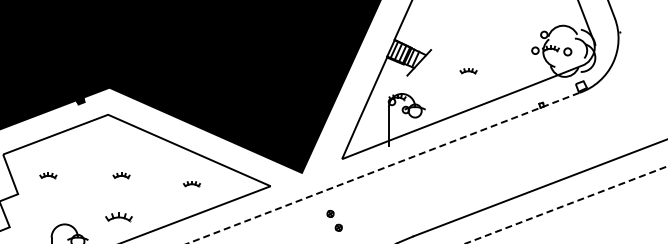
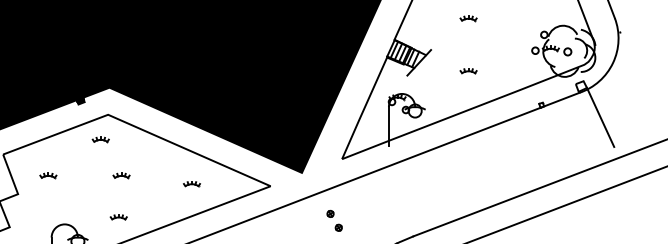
part: none -> present (468, 18)
line: none -> present (600, 117)
part: none -> present (100, 139)
line: dashed -> solid (383, 168)
line: dashed -> solid (566, 204)
part size: 28x11 px -> 19x7 px (118, 217)
